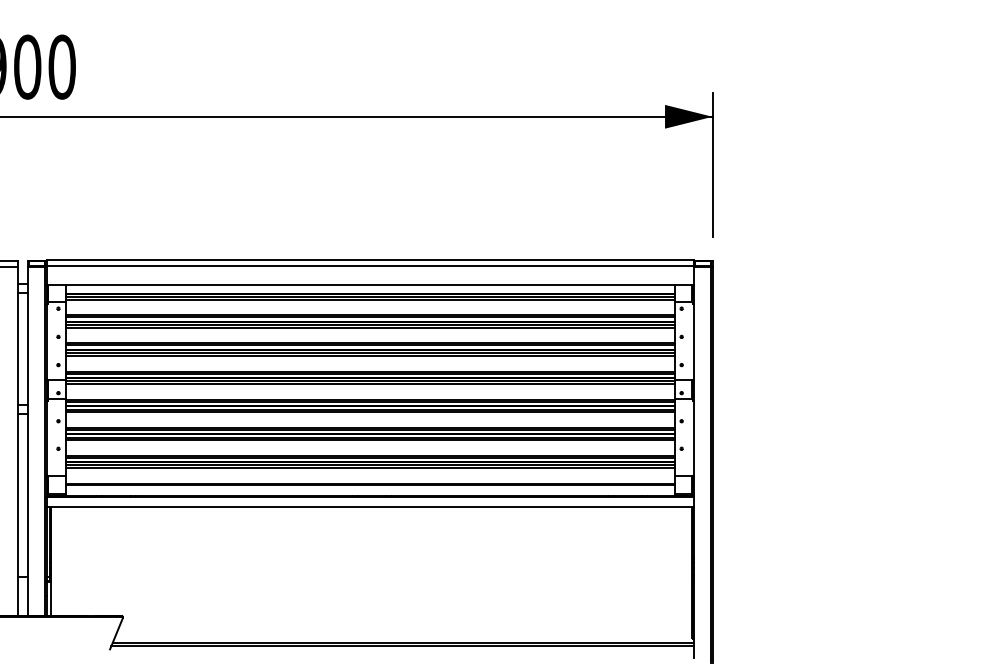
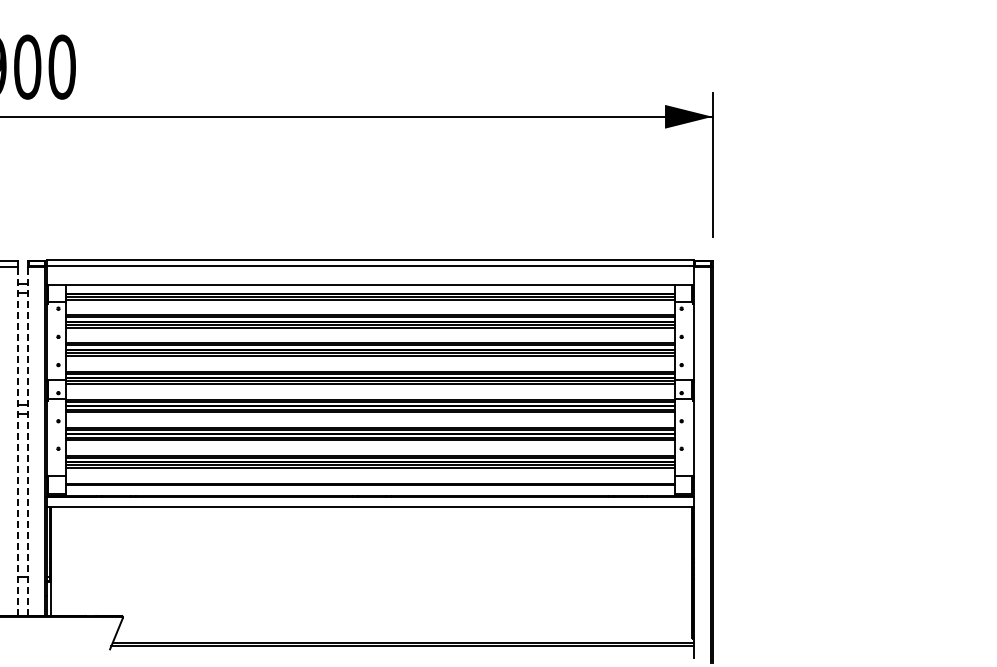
line: solid -> dashed (18, 441)
line: solid -> dashed (27, 441)
